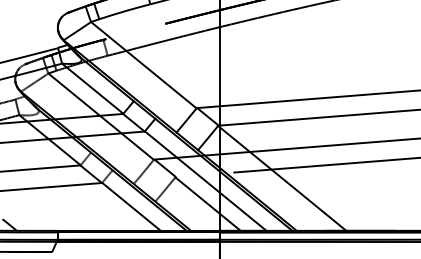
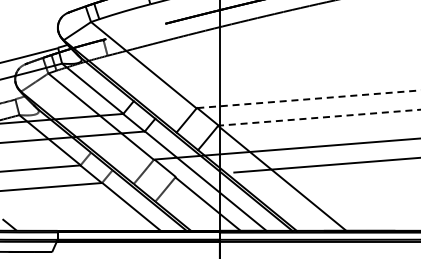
line: solid -> dashed (308, 99)
line: solid -> dashed (319, 117)
